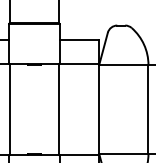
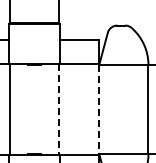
line: solid -> dashed (59, 109)
line: solid -> dashed (98, 109)
